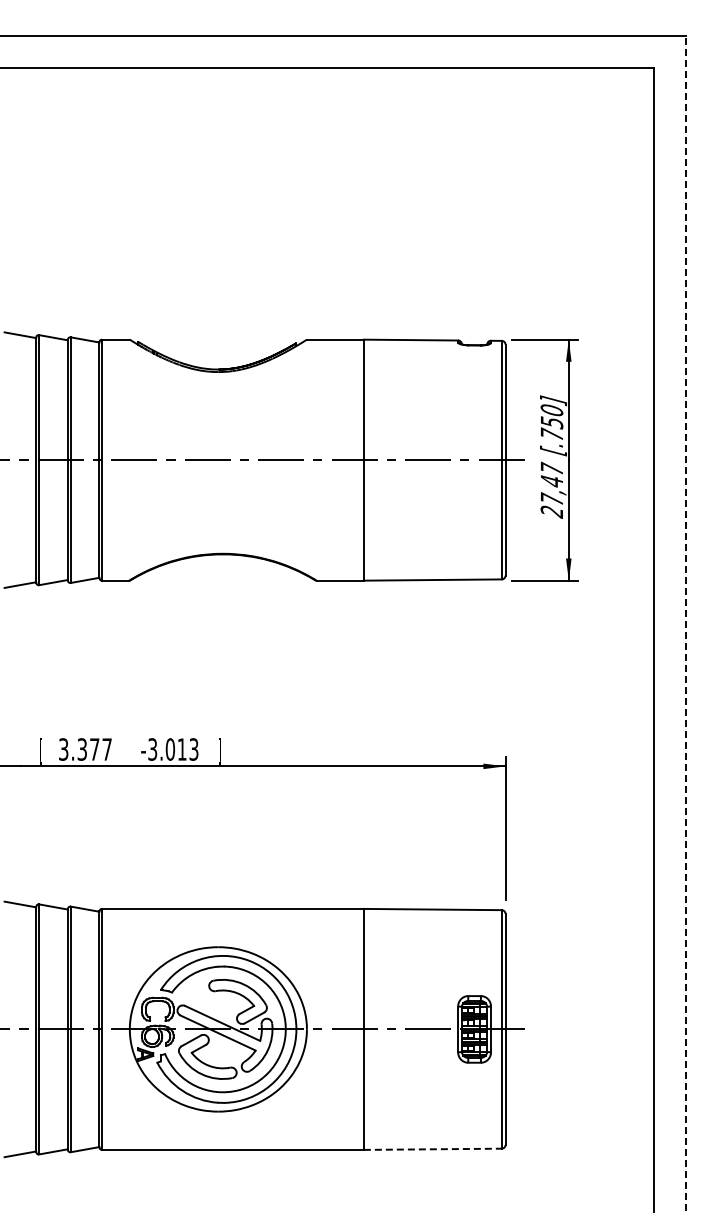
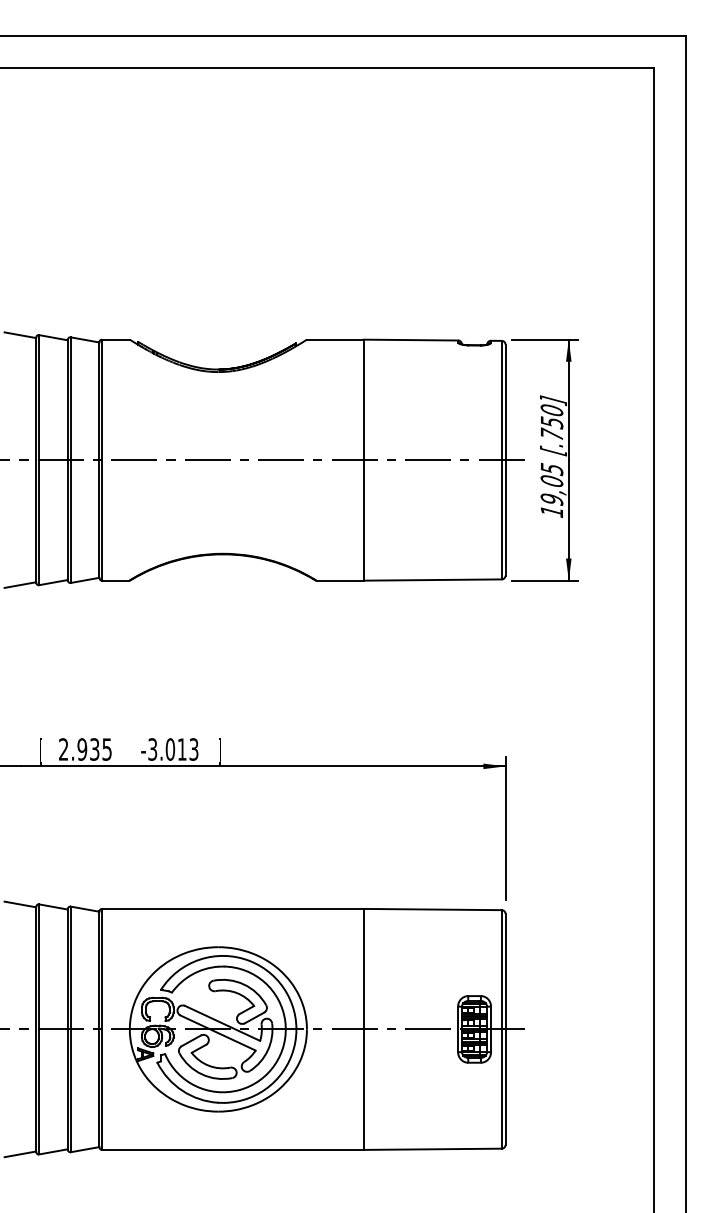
text: 27,47 -> 19,05 (551, 489)
line: dashed -> solid (685, 624)
text: 3.377 -> 2.935 (85, 749)
line: dashed -> solid (432, 1149)
